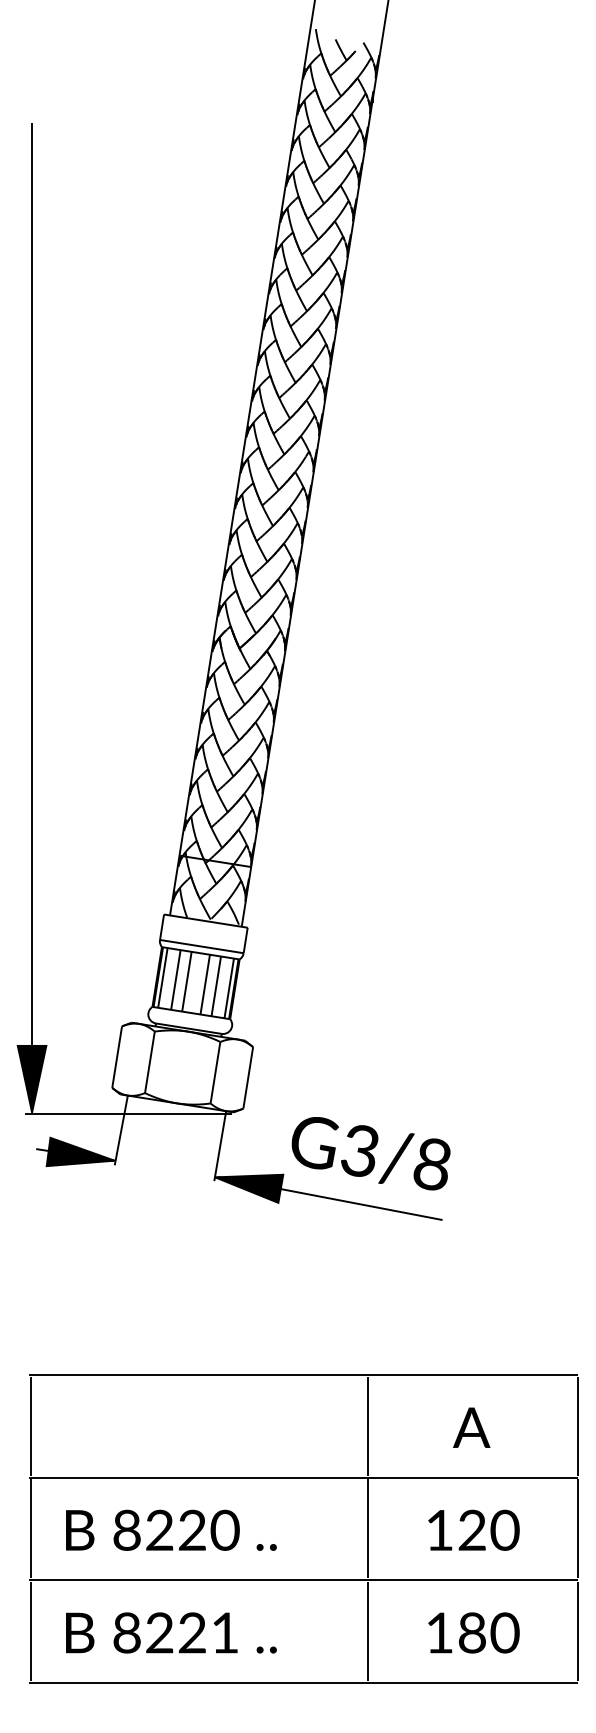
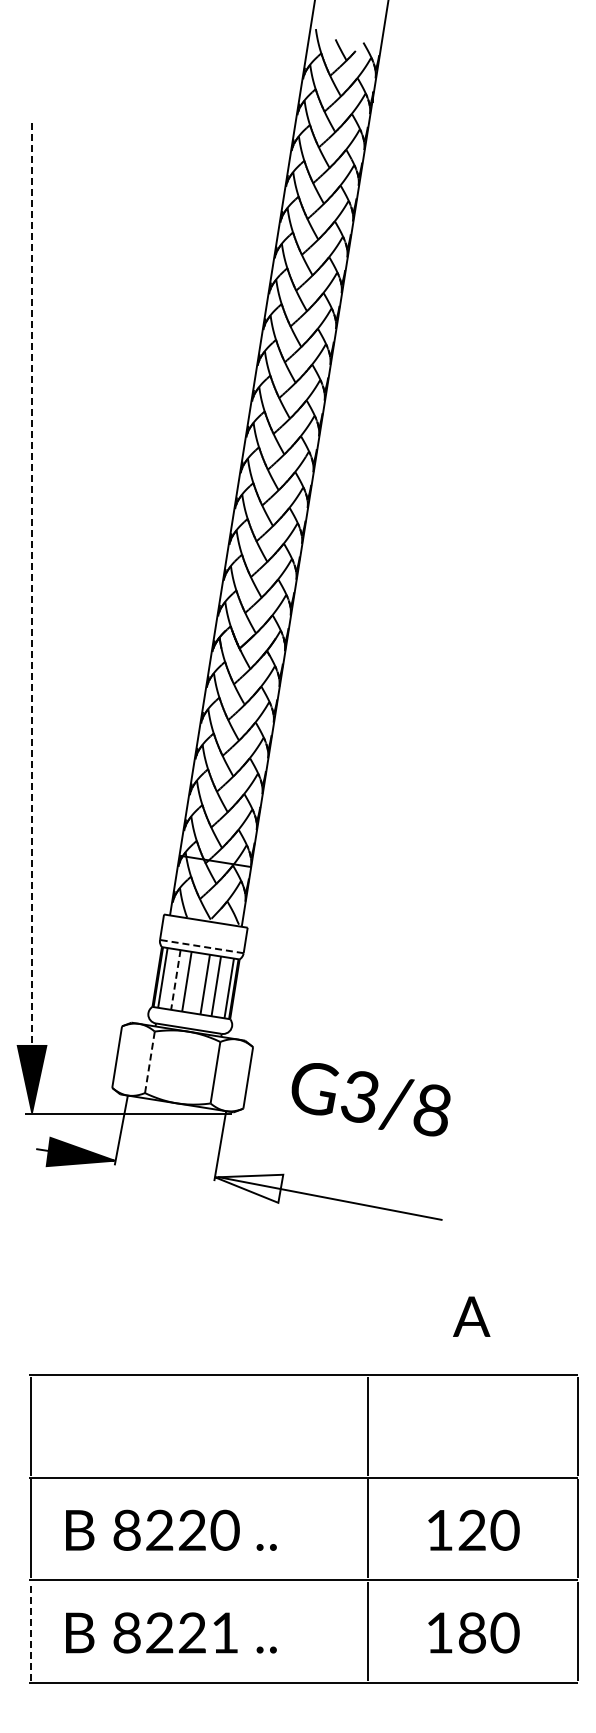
line: solid -> dashed (31, 616)
line: solid -> dashed (201, 946)
line: solid -> dashed (175, 980)
line: solid -> dashed (150, 1061)
text position: (370, 1153) -> (370, 1099) (370, 1099)
fill: present -> none (249, 1188)
text position: (471, 1427) -> (471, 1316) (471, 1316)
line: solid -> dashed (31, 1631)
